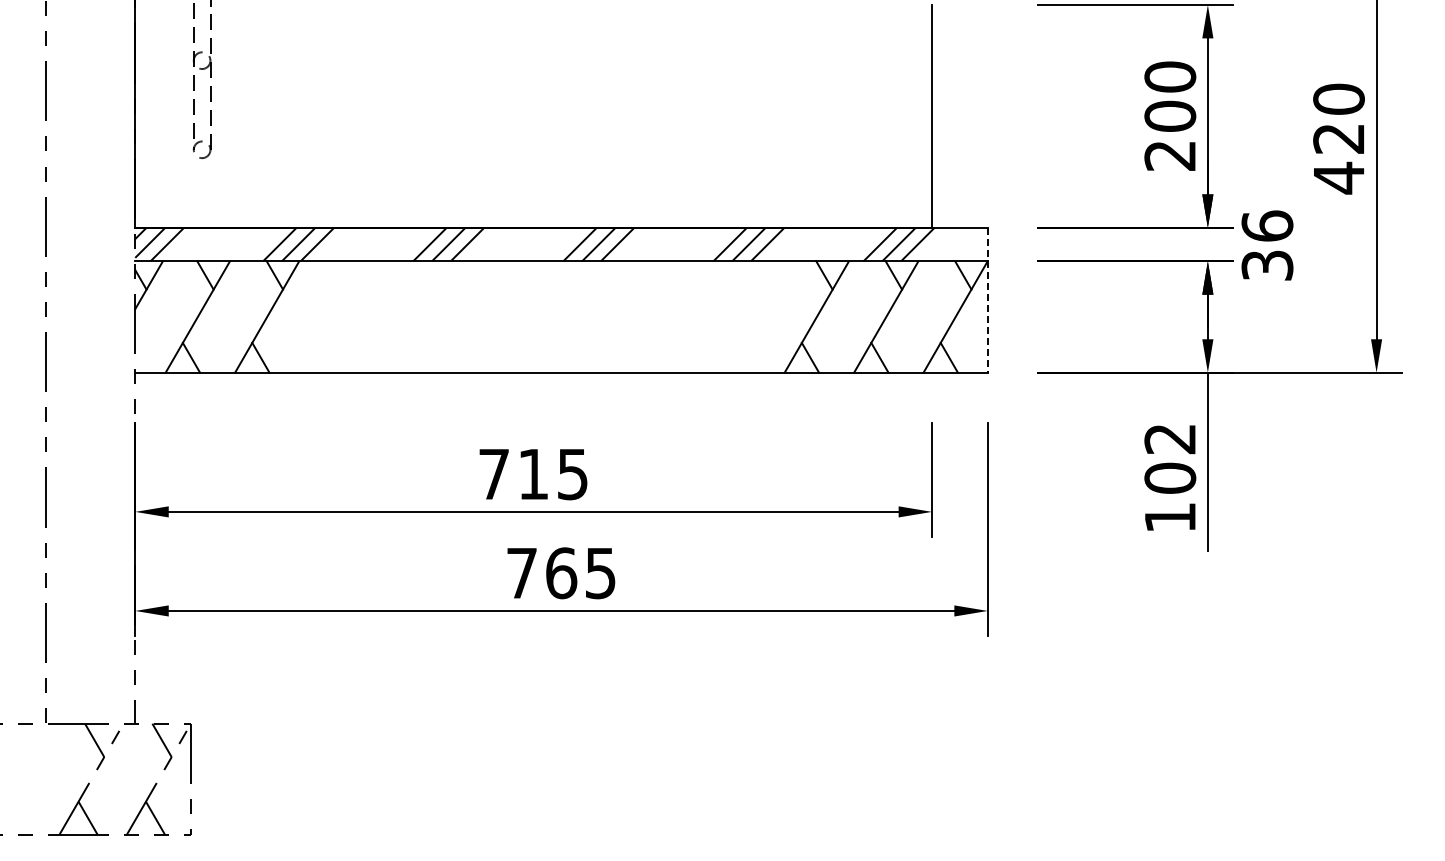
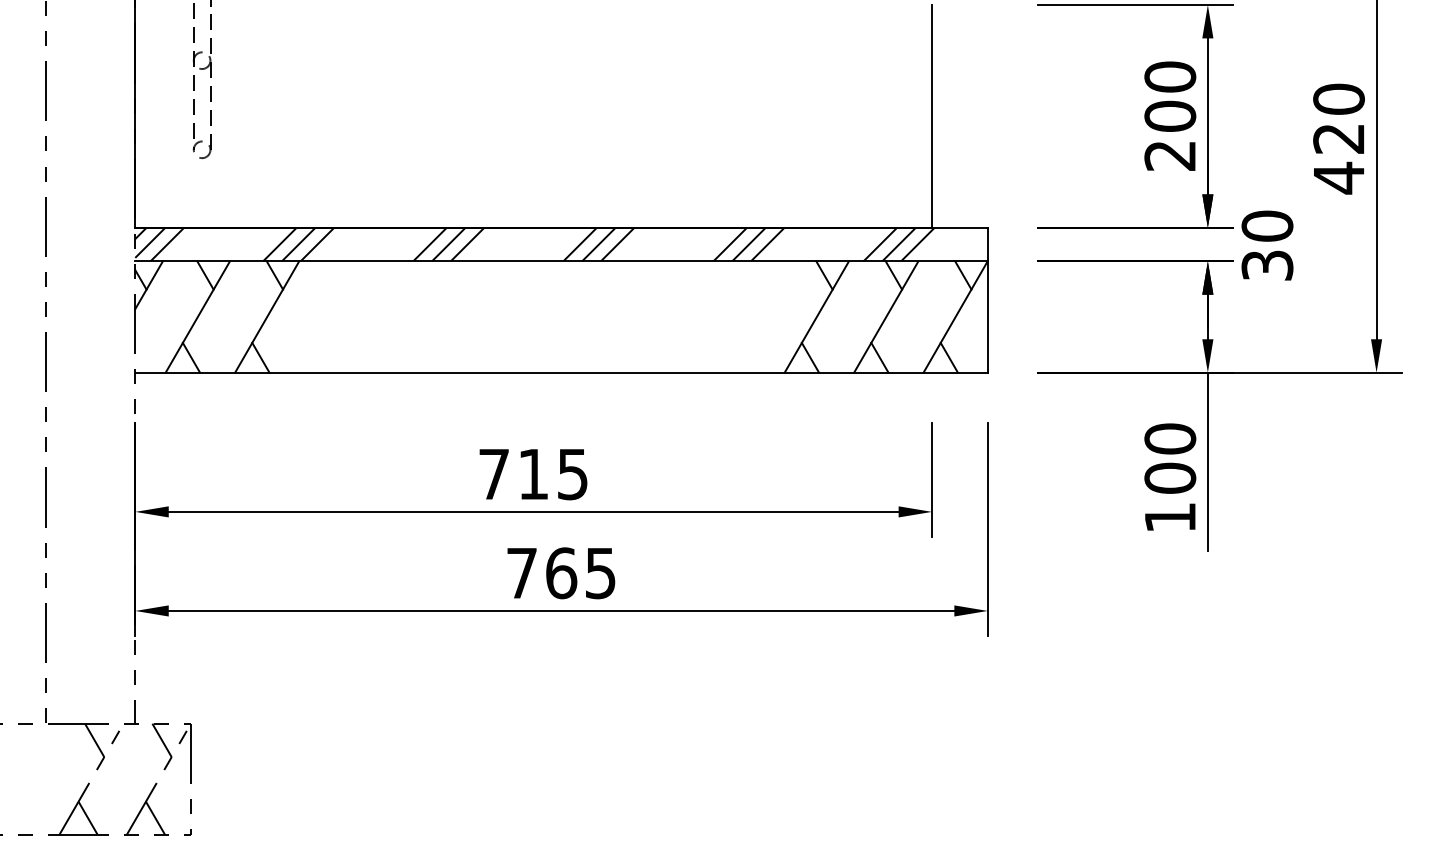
text: 36 -> 30 (1267, 225)
line: dashed -> solid (987, 300)
text: 102 -> 100 (1170, 438)
